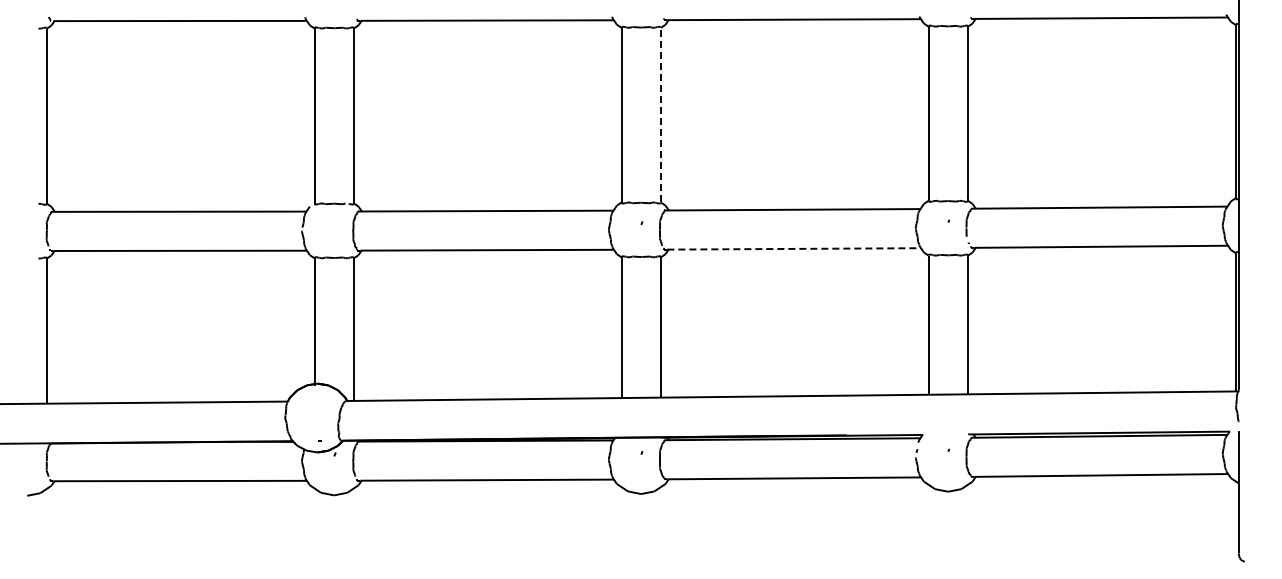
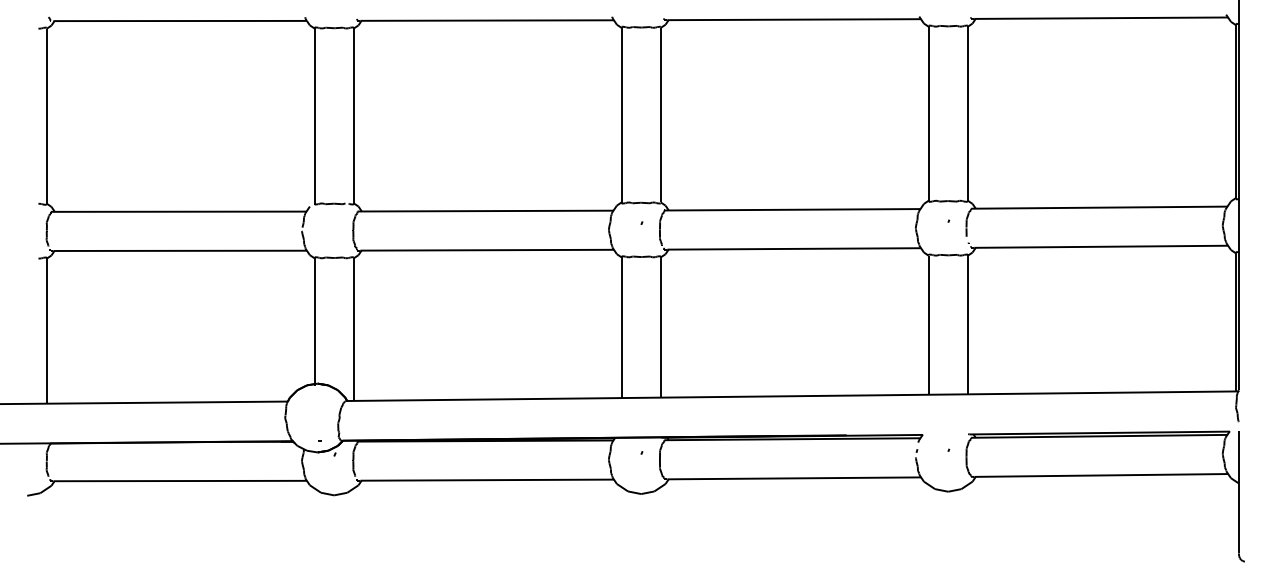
line: dashed -> solid (660, 114)
line: dashed -> solid (794, 248)
